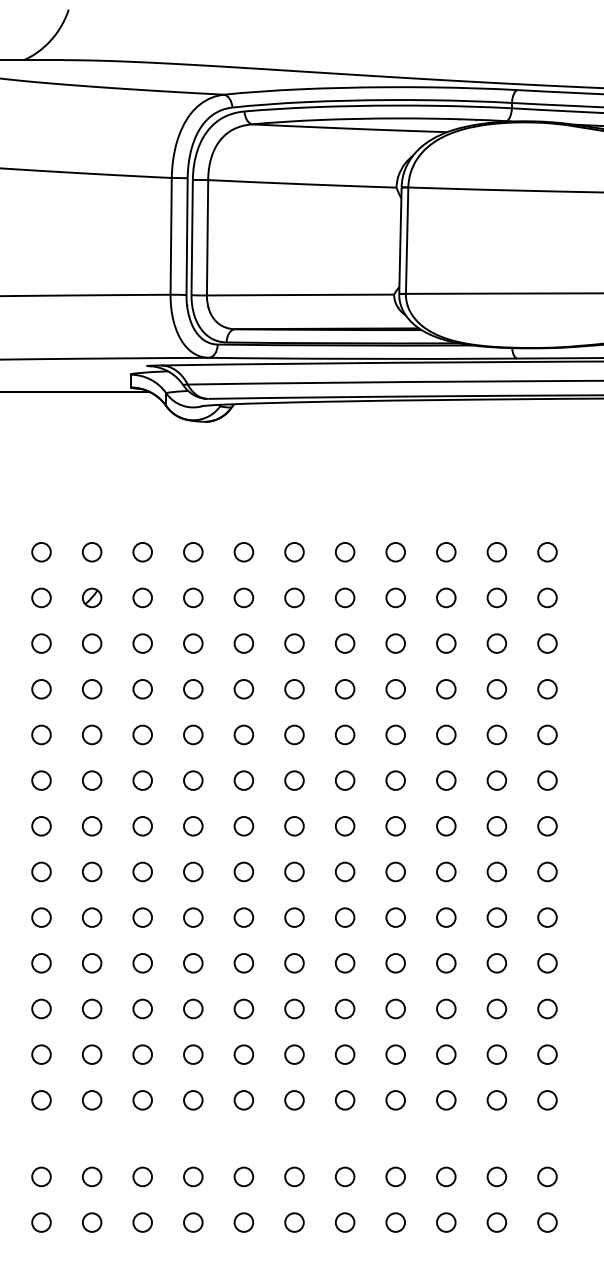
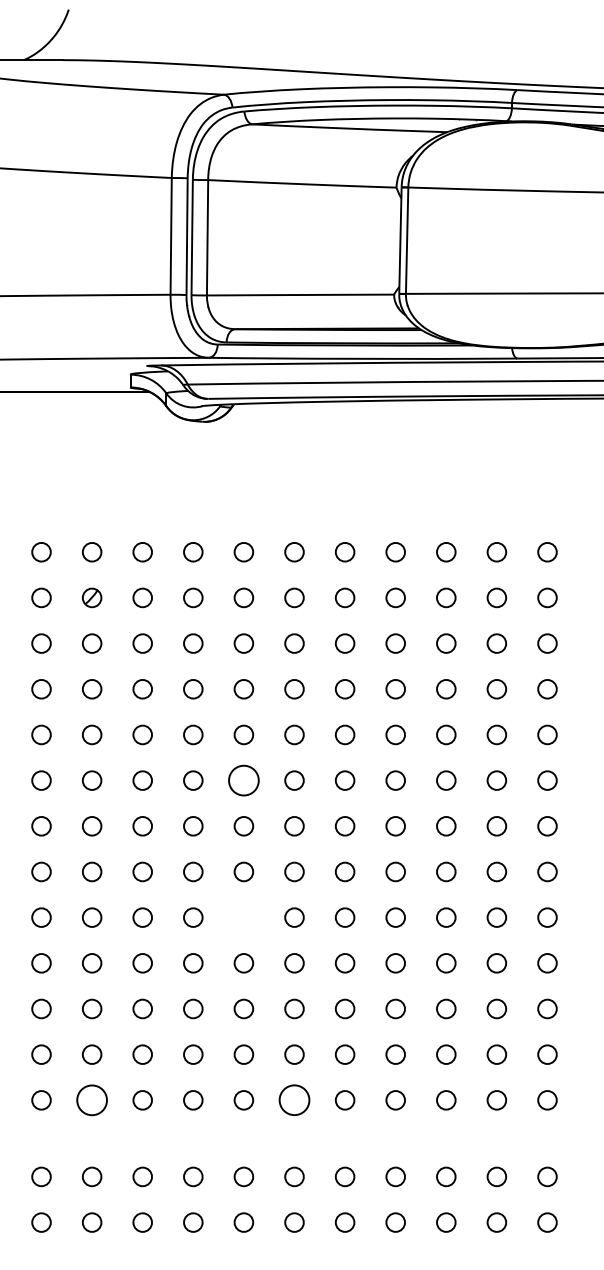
circle diameter: 19 px -> 30 px (243, 780)
circle: present -> none (243, 917)
circle diameter: 19 px -> 30 px (92, 1100)
circle size: 21x21 px -> 33x32 px (294, 1099)
